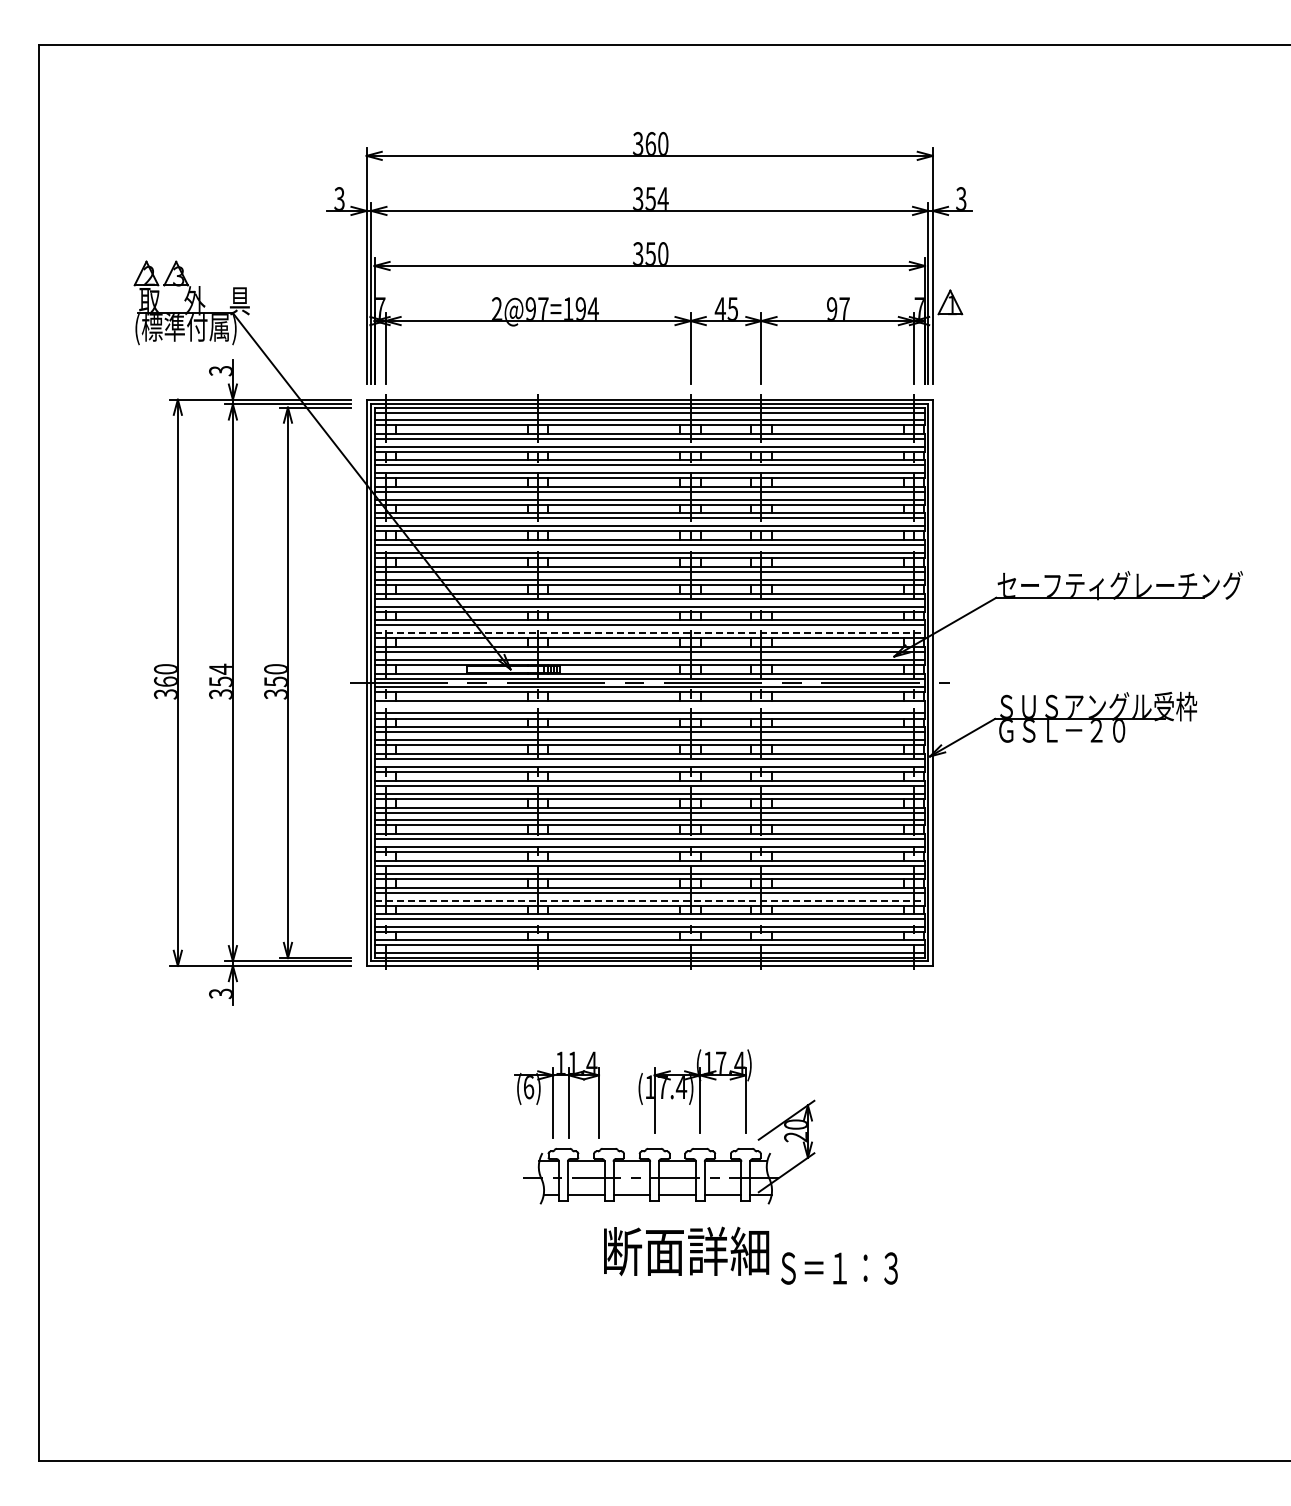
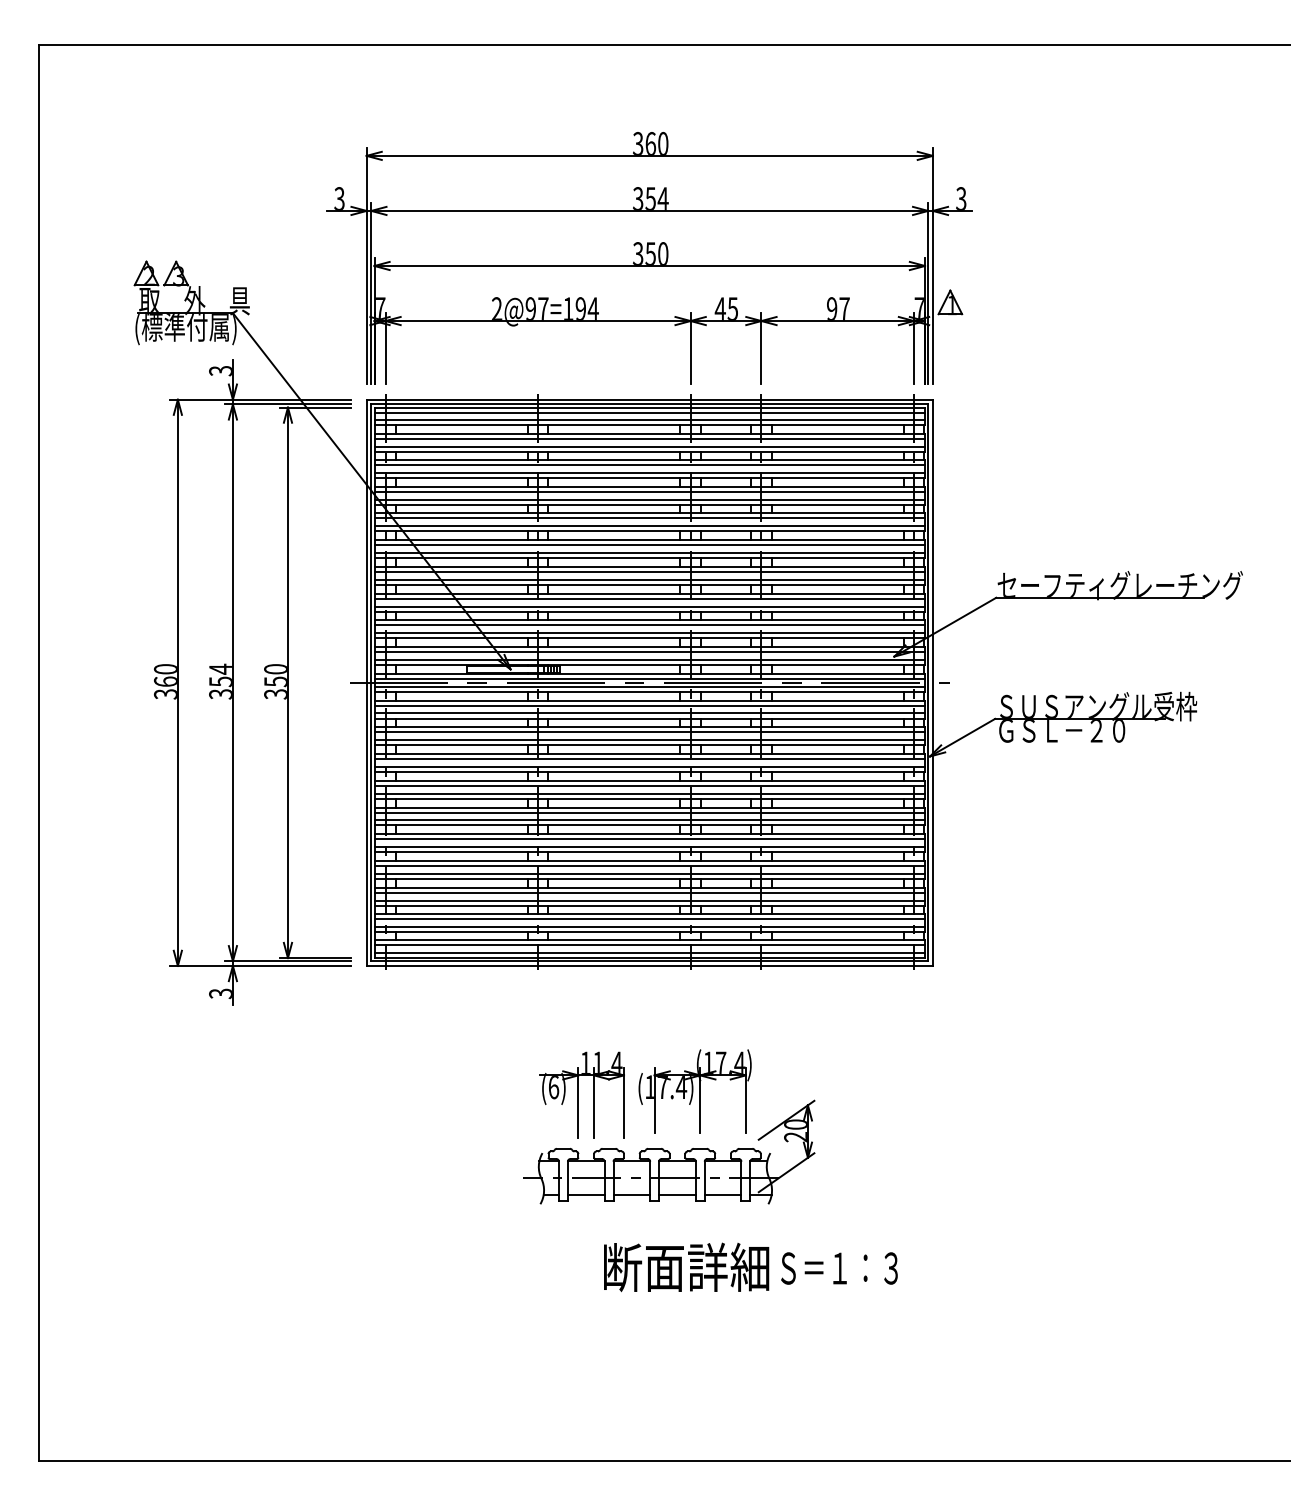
line: dashed -> solid (650, 633)
line: none -> present (649, 705)
line: dashed -> solid (650, 900)
part position: (556, 1094) -> (581, 1094) (581, 1094)
text position: (686, 1251) -> (686, 1267) (686, 1267)
